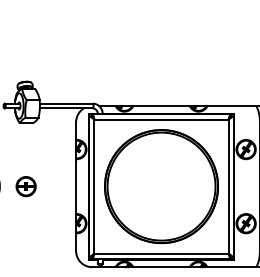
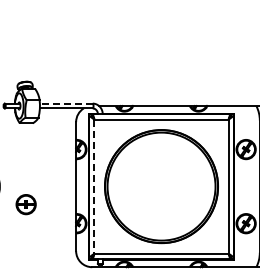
line: solid -> dashed (65, 103)
part position: (25, 186) -> (25, 204) (25, 204)
line: solid -> dashed (94, 187)
